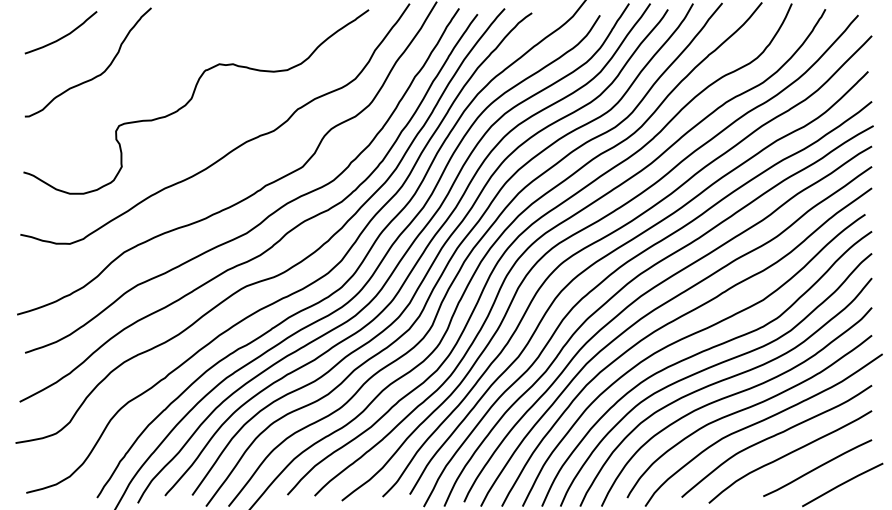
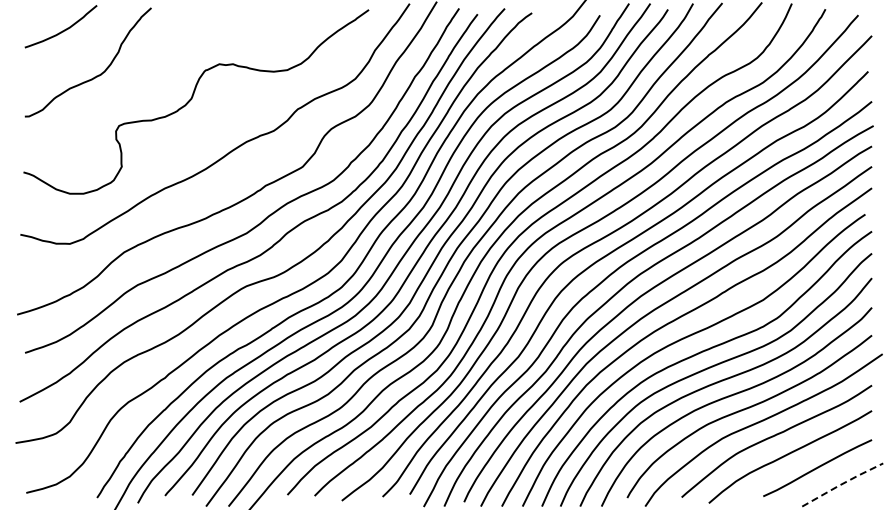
curve position: (62, 36) -> (62, 30) (62, 30)
line: solid -> dashed (842, 483)
